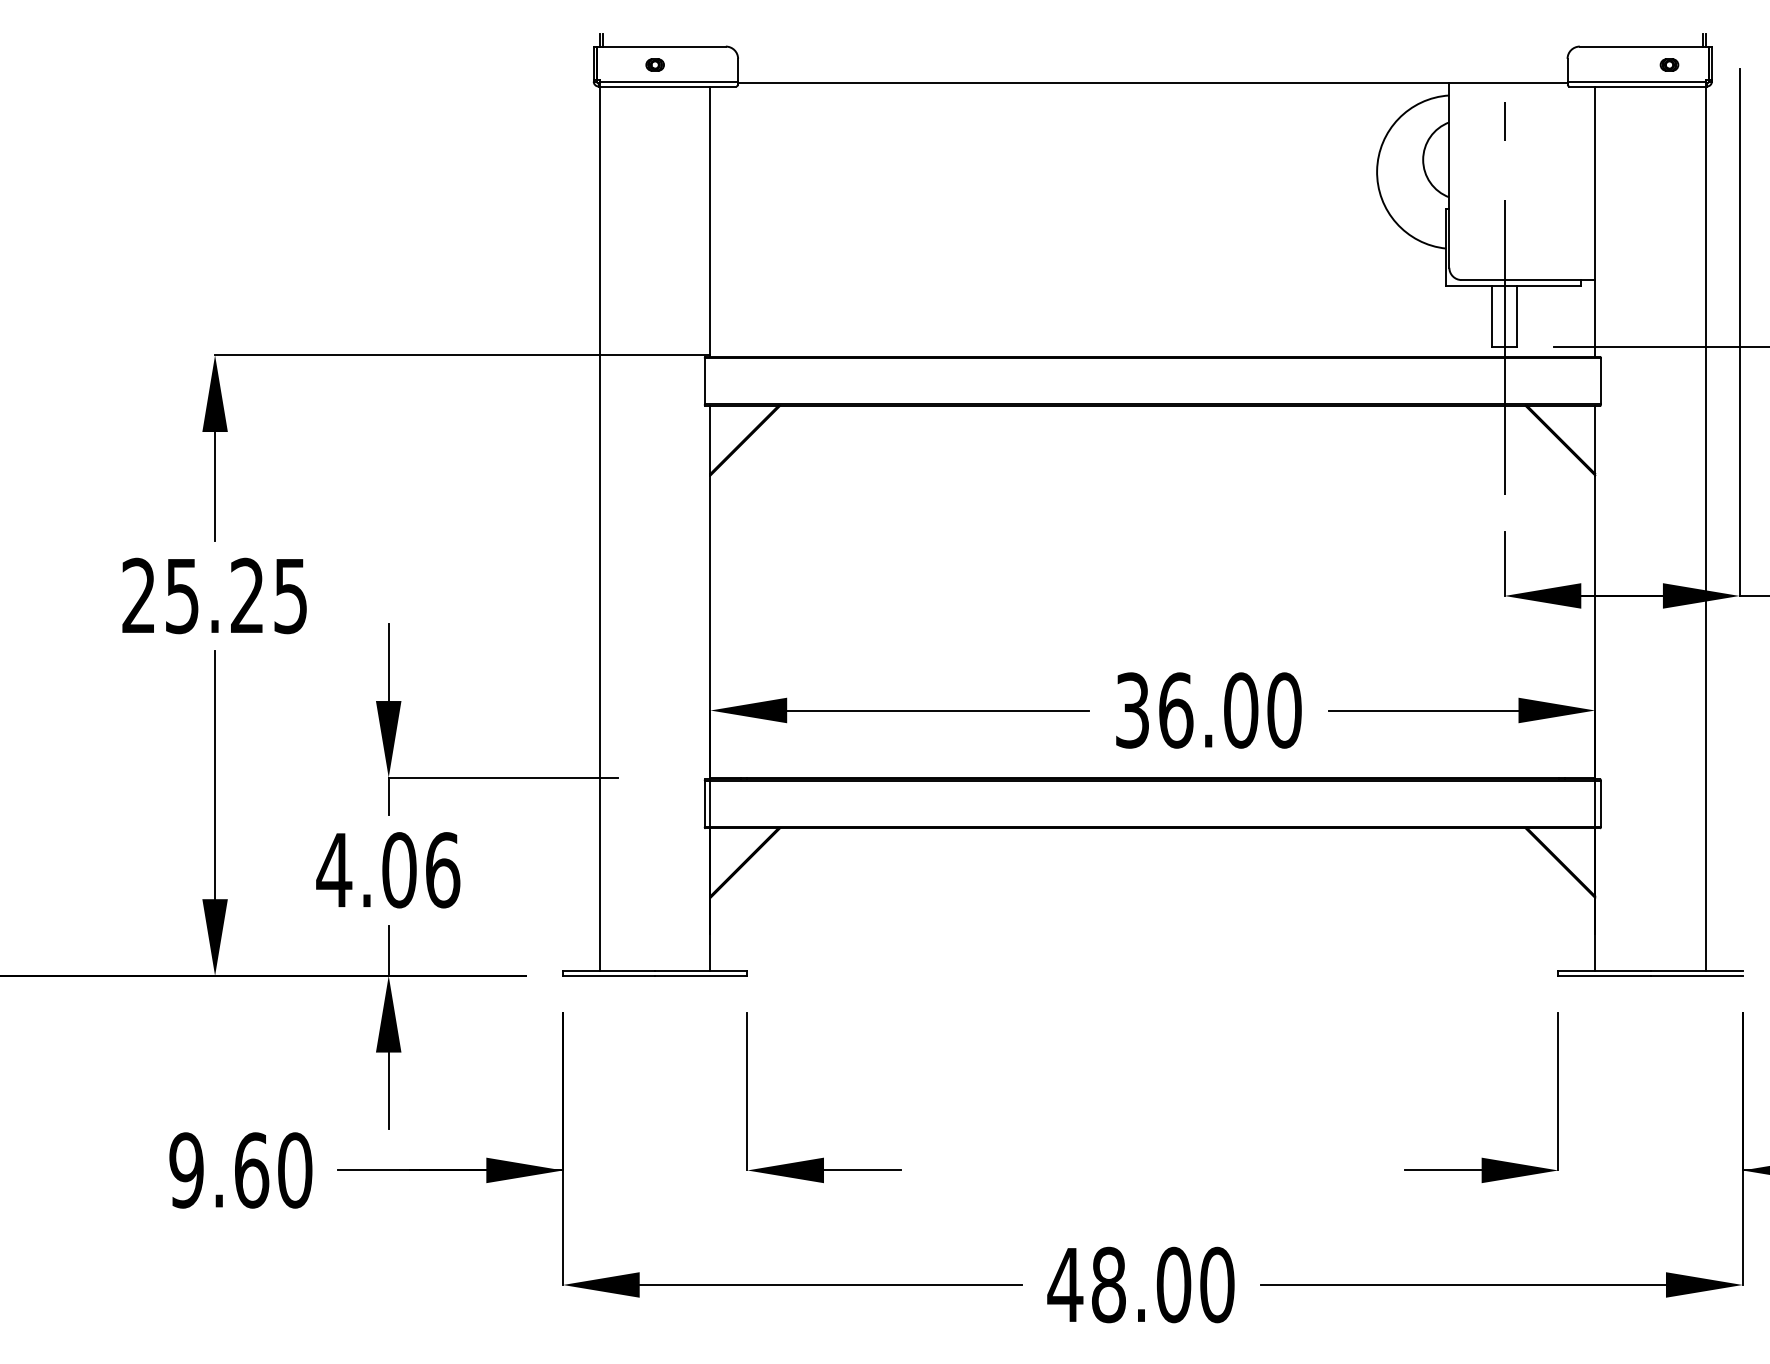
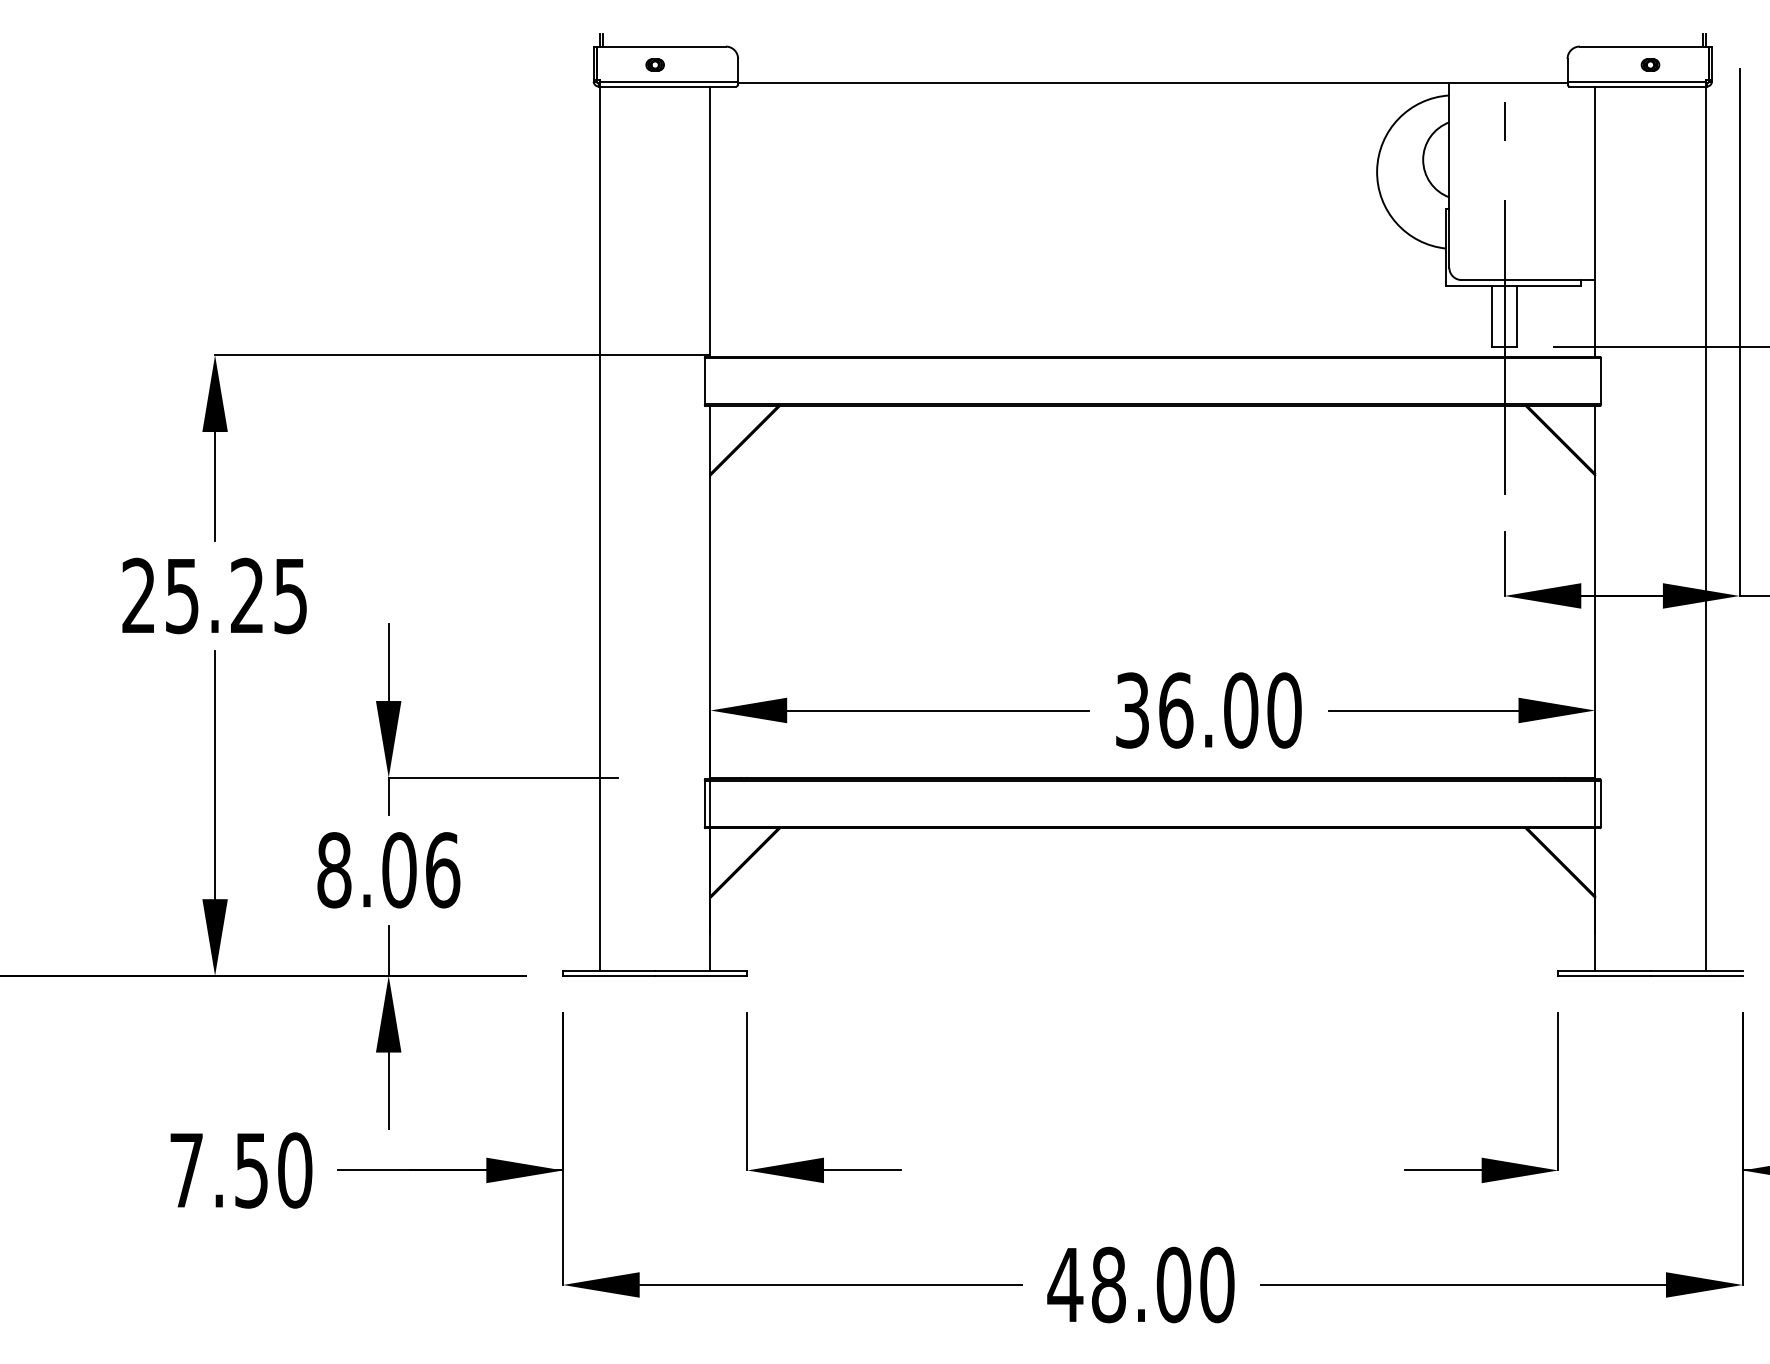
part position: (1669, 64) -> (1650, 64) (1650, 64)
text: 4.06 -> 8.06 (334, 870)
text: 9.60 -> 7.50 (219, 1170)
